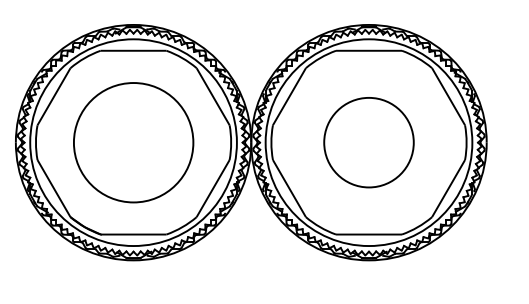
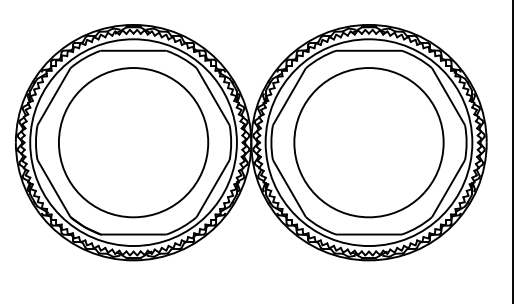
circle size: 122x122 px -> 152x152 px (133, 142)
circle diameter: 90 px -> 149 px (368, 142)
line: none -> present (513, 151)
